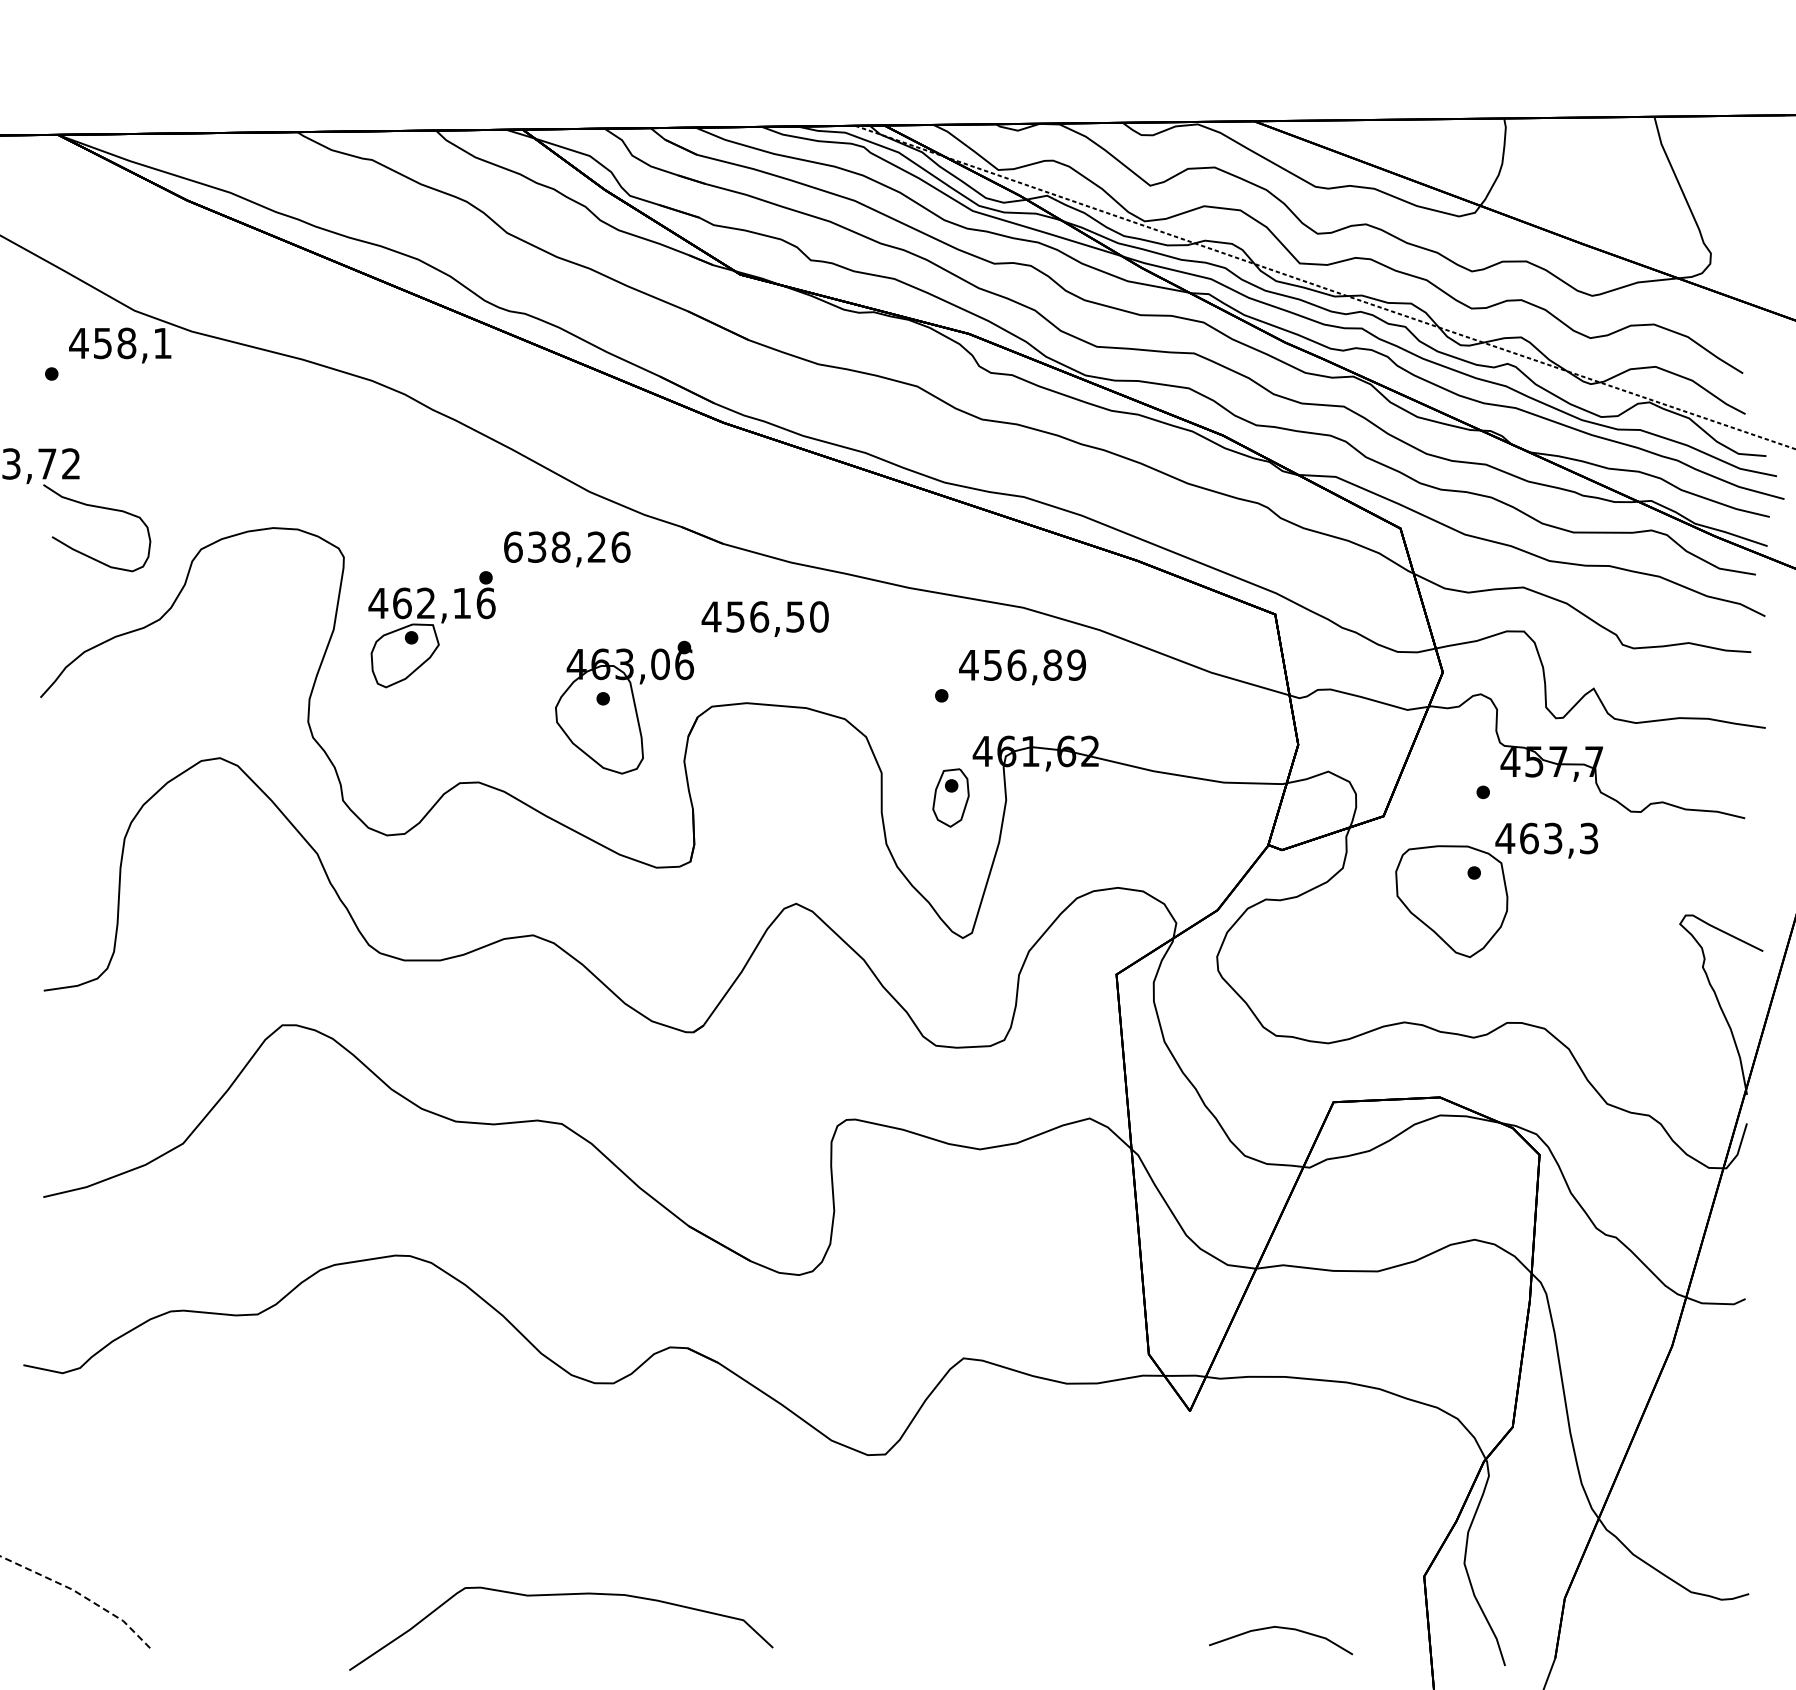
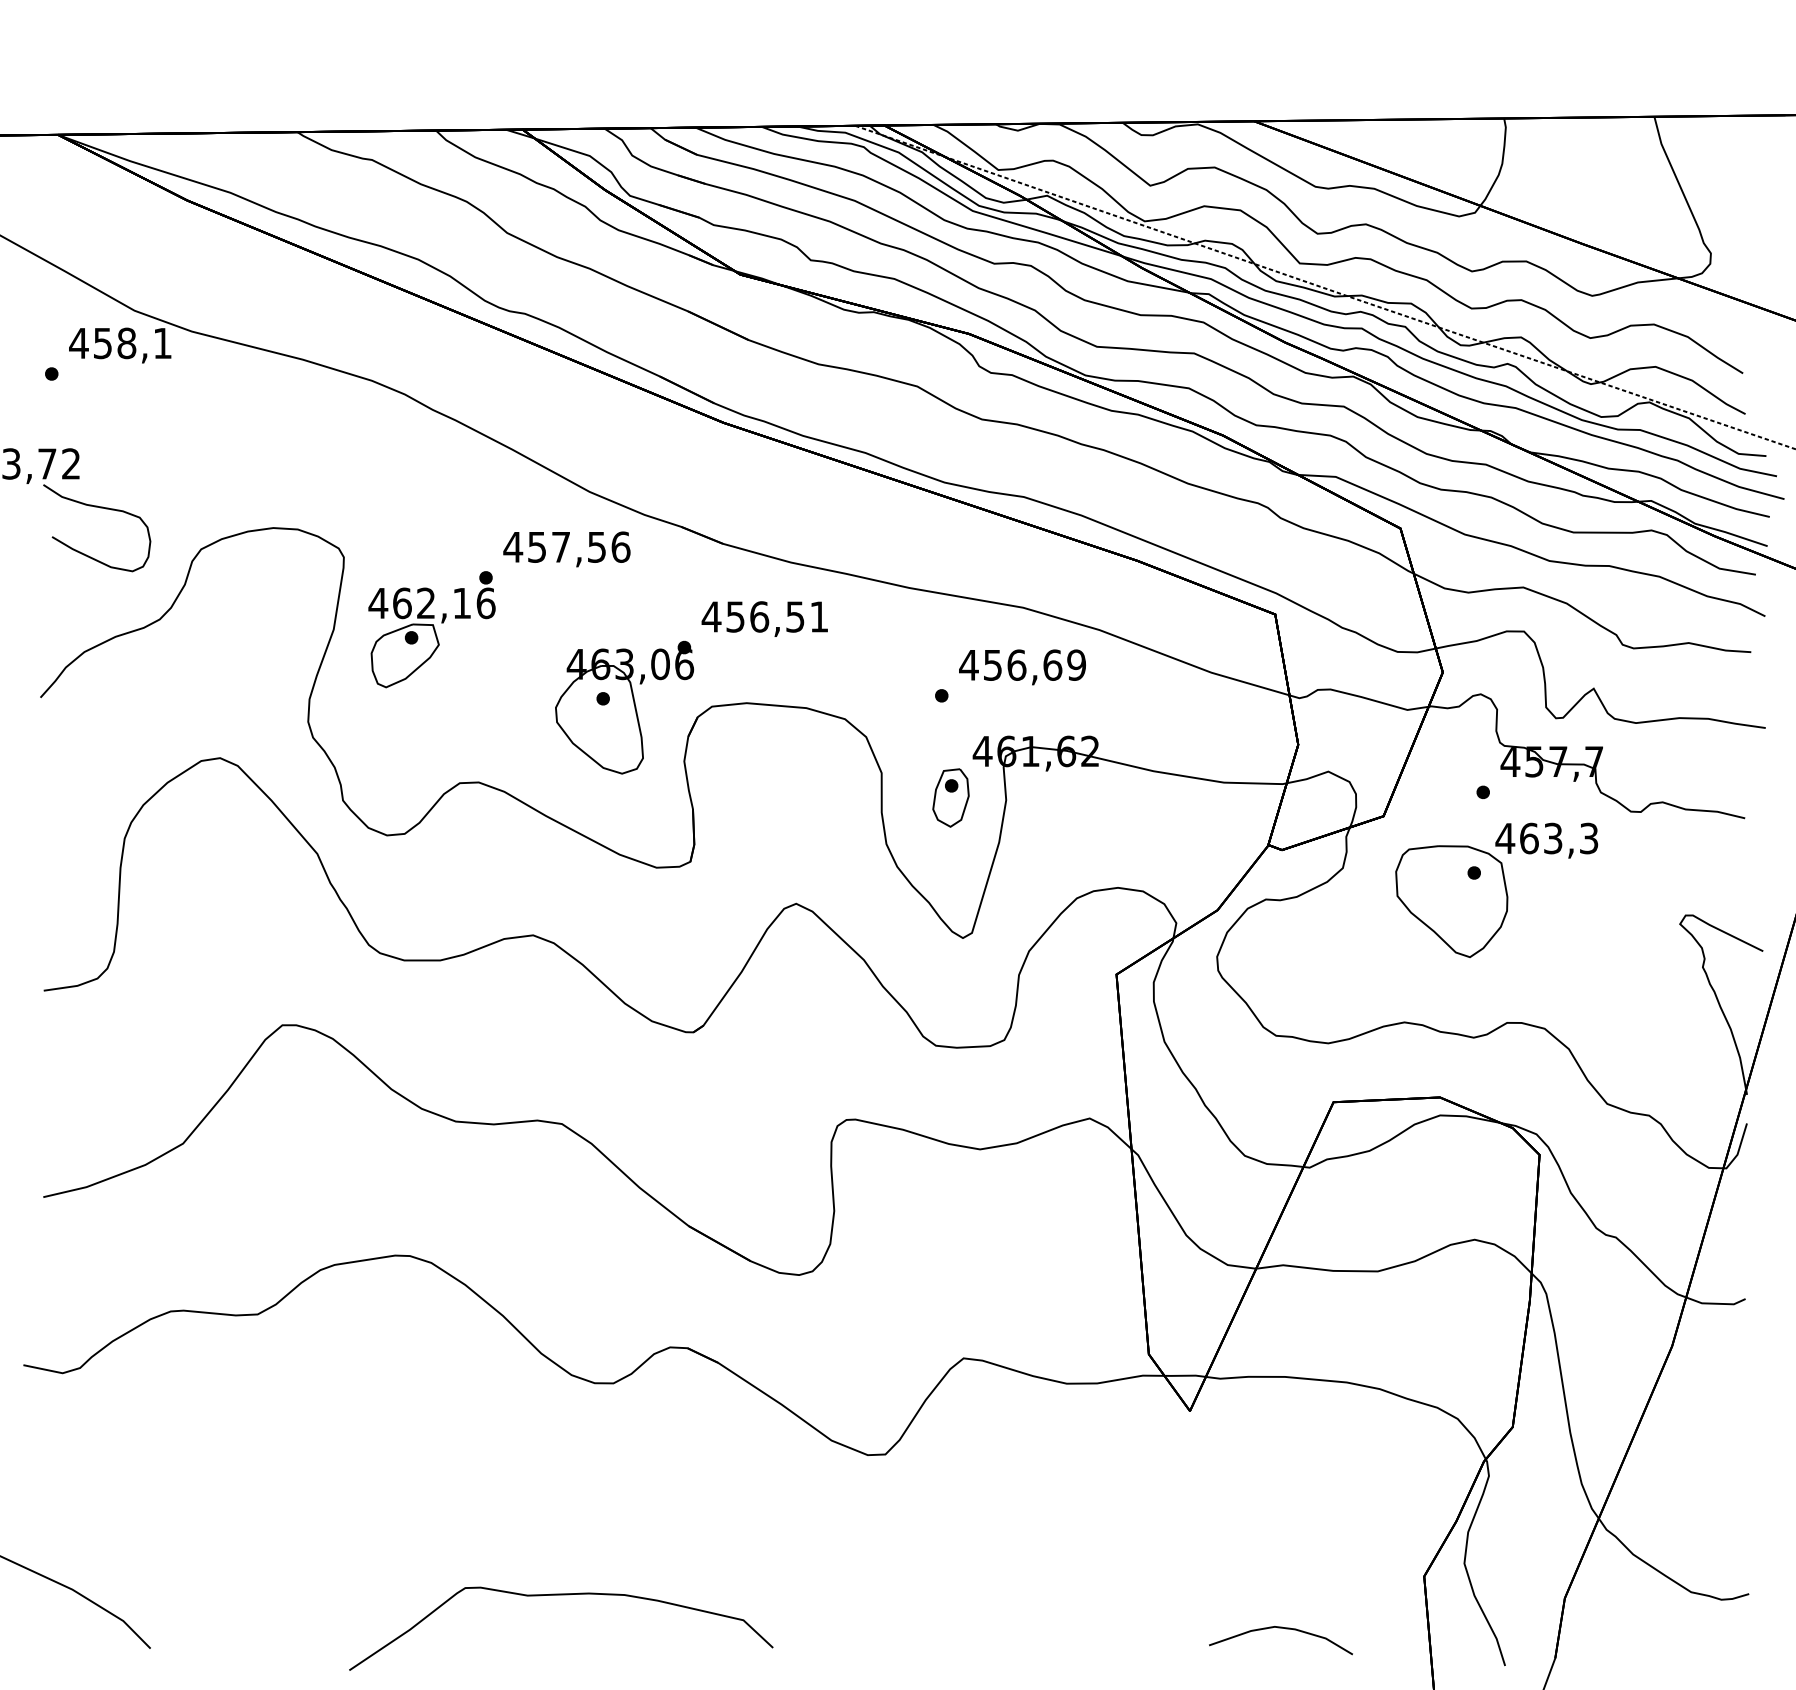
text: 638,26 -> 457,56 (554, 546)
text: 456,50 -> 456,51 (819, 616)
text: 456,89 -> 456,69 (1052, 664)
line: dashed -> solid (80, 1594)
